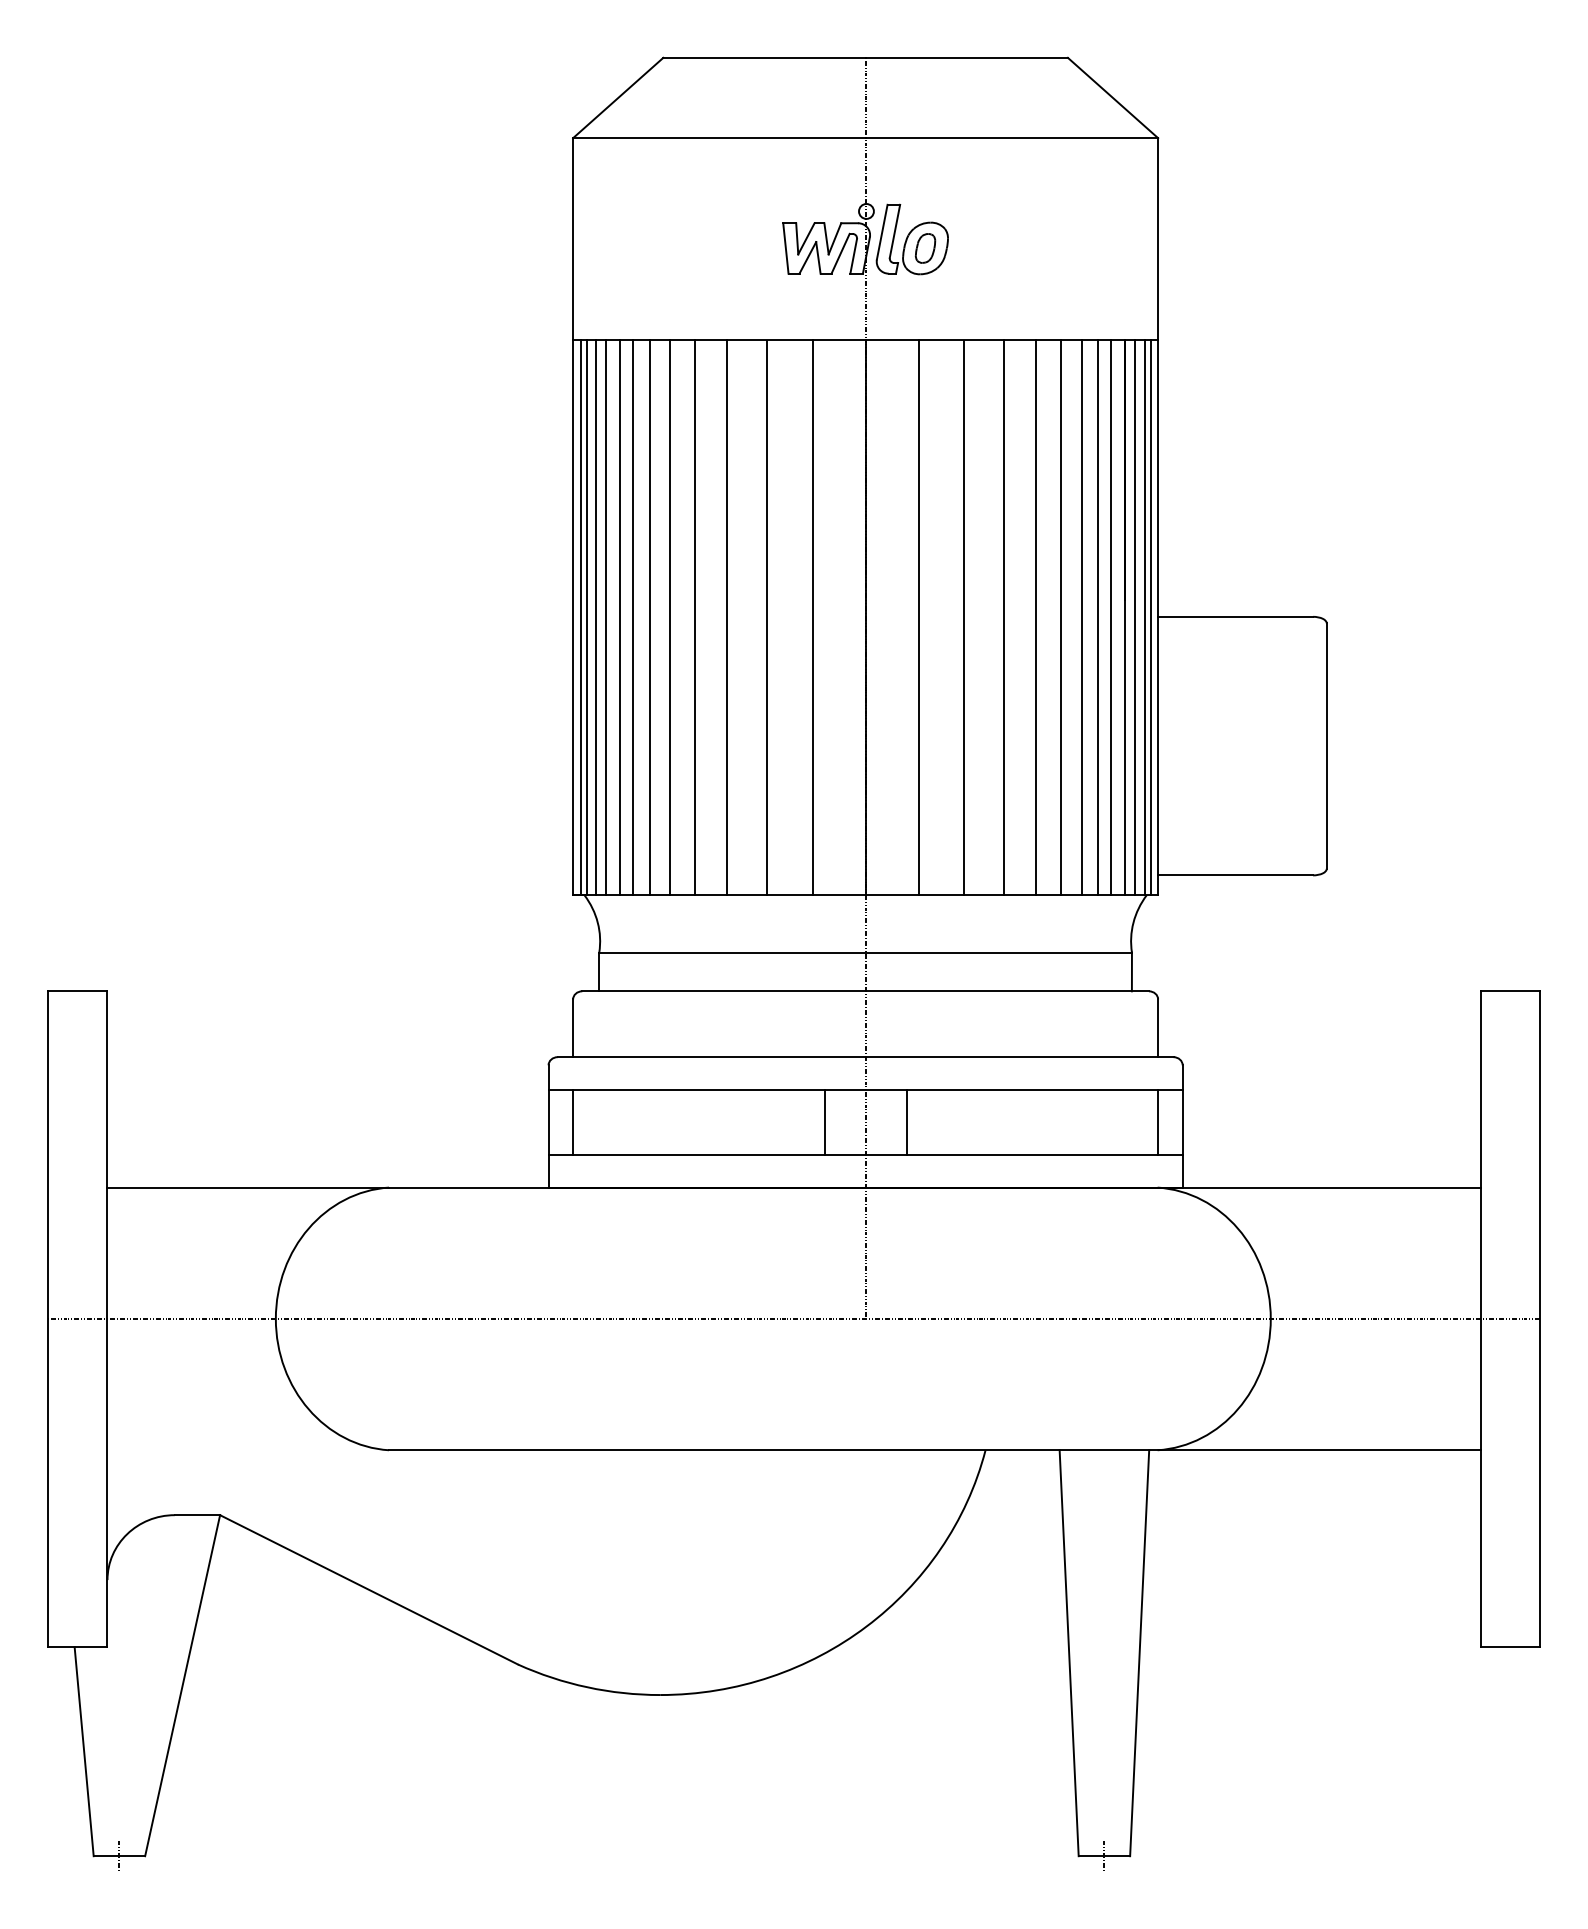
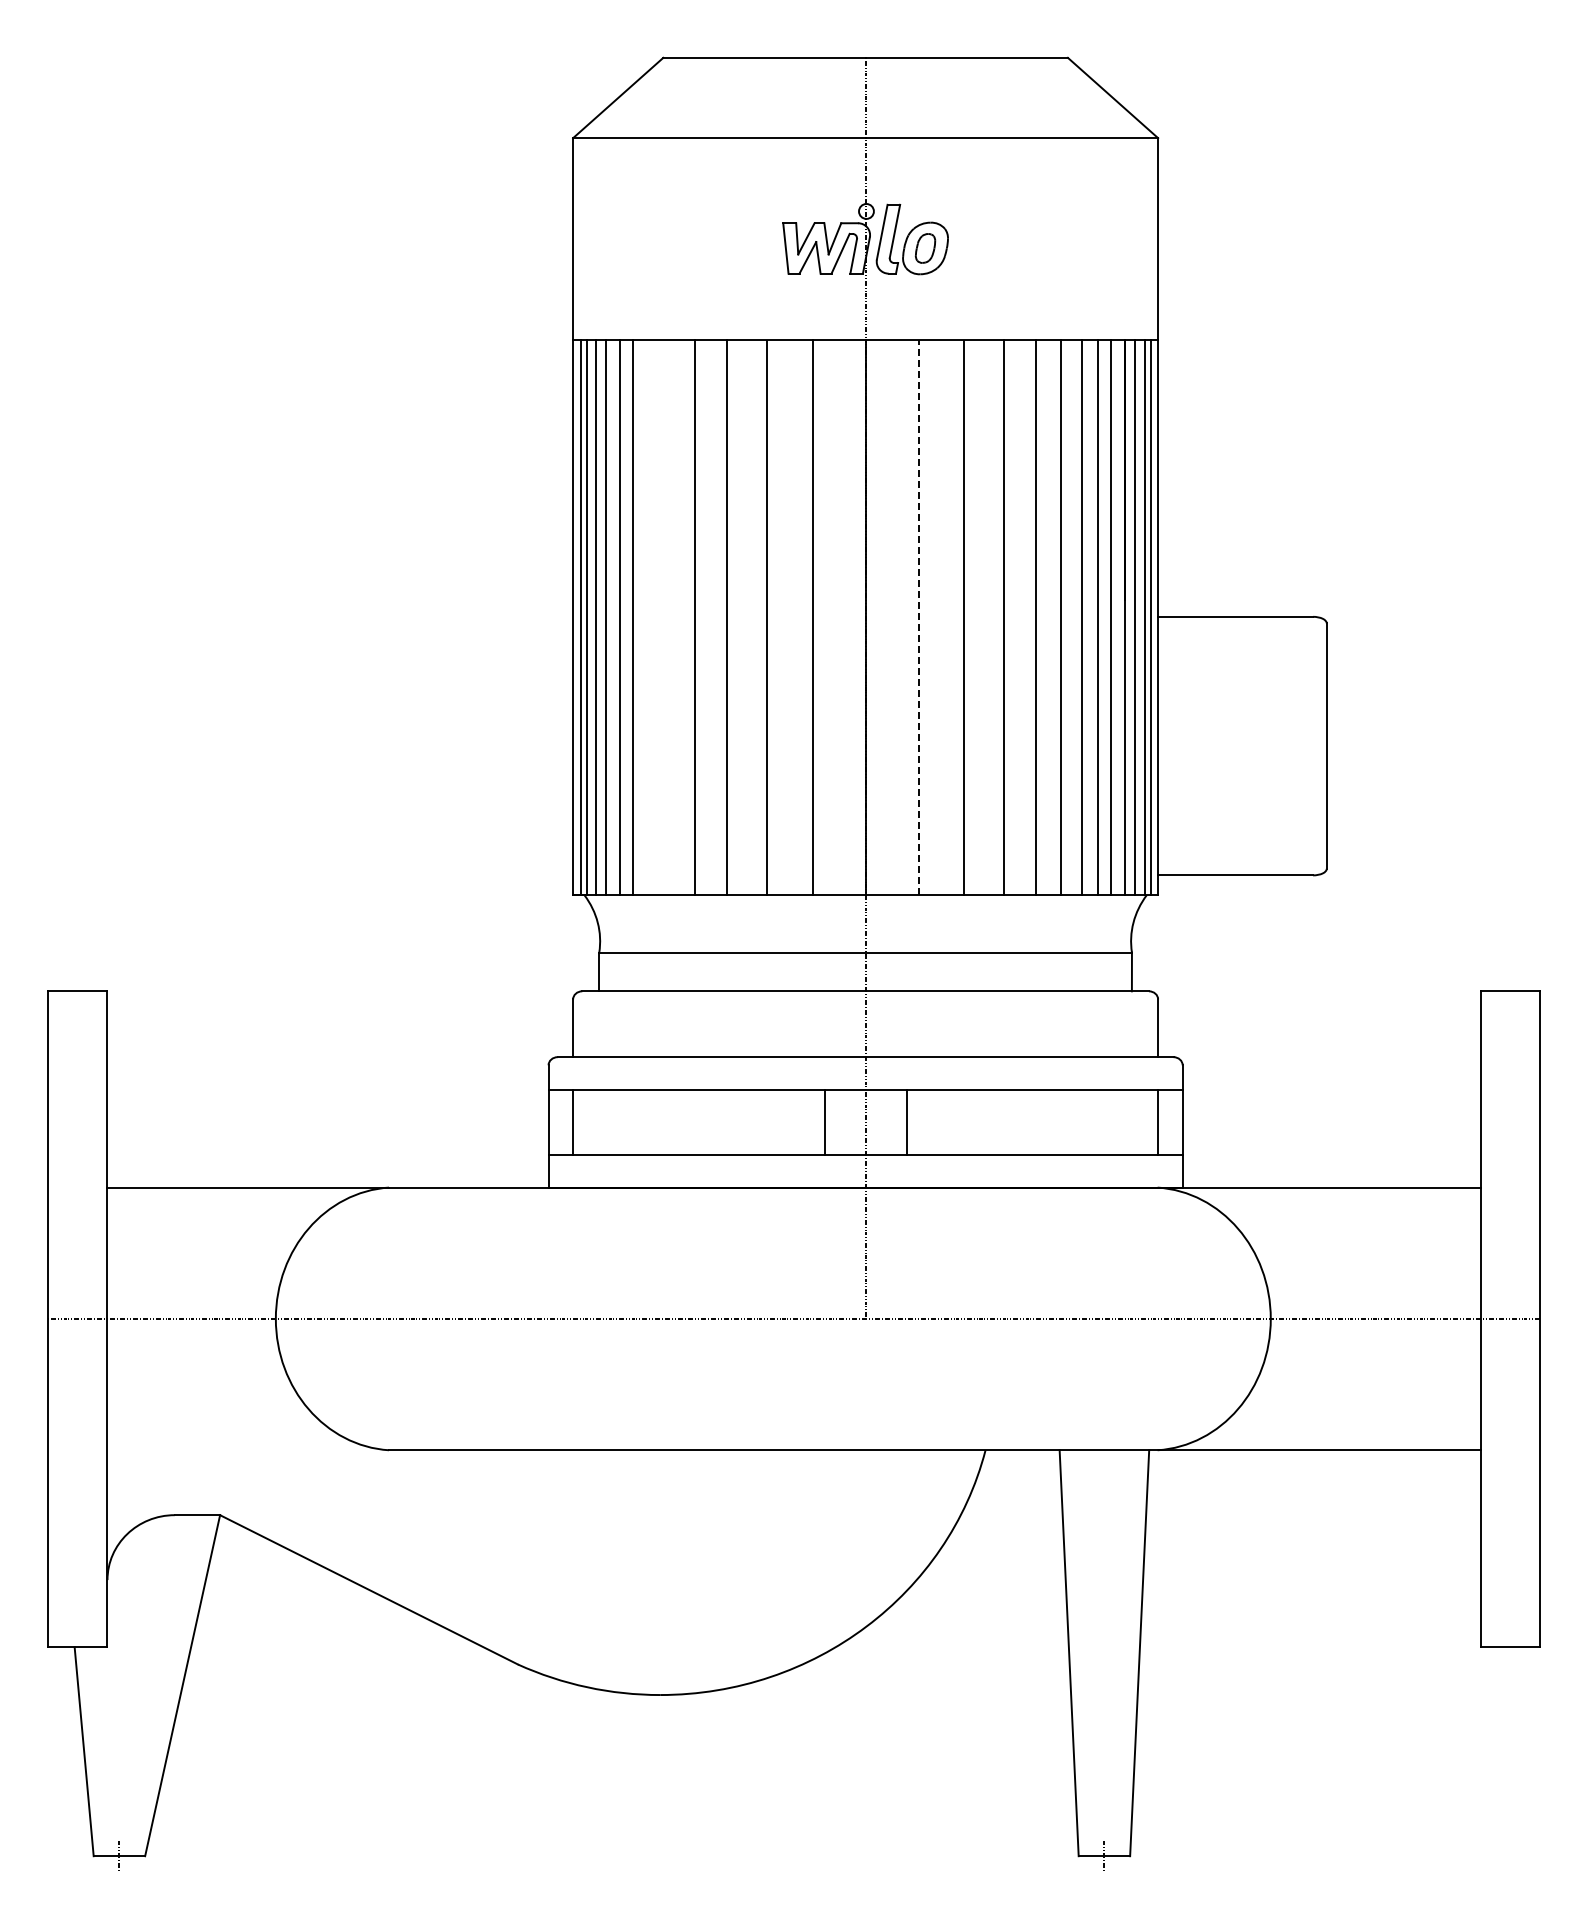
line: present -> none (649, 617)
line: present -> none (670, 617)
line: solid -> dashed (918, 617)
